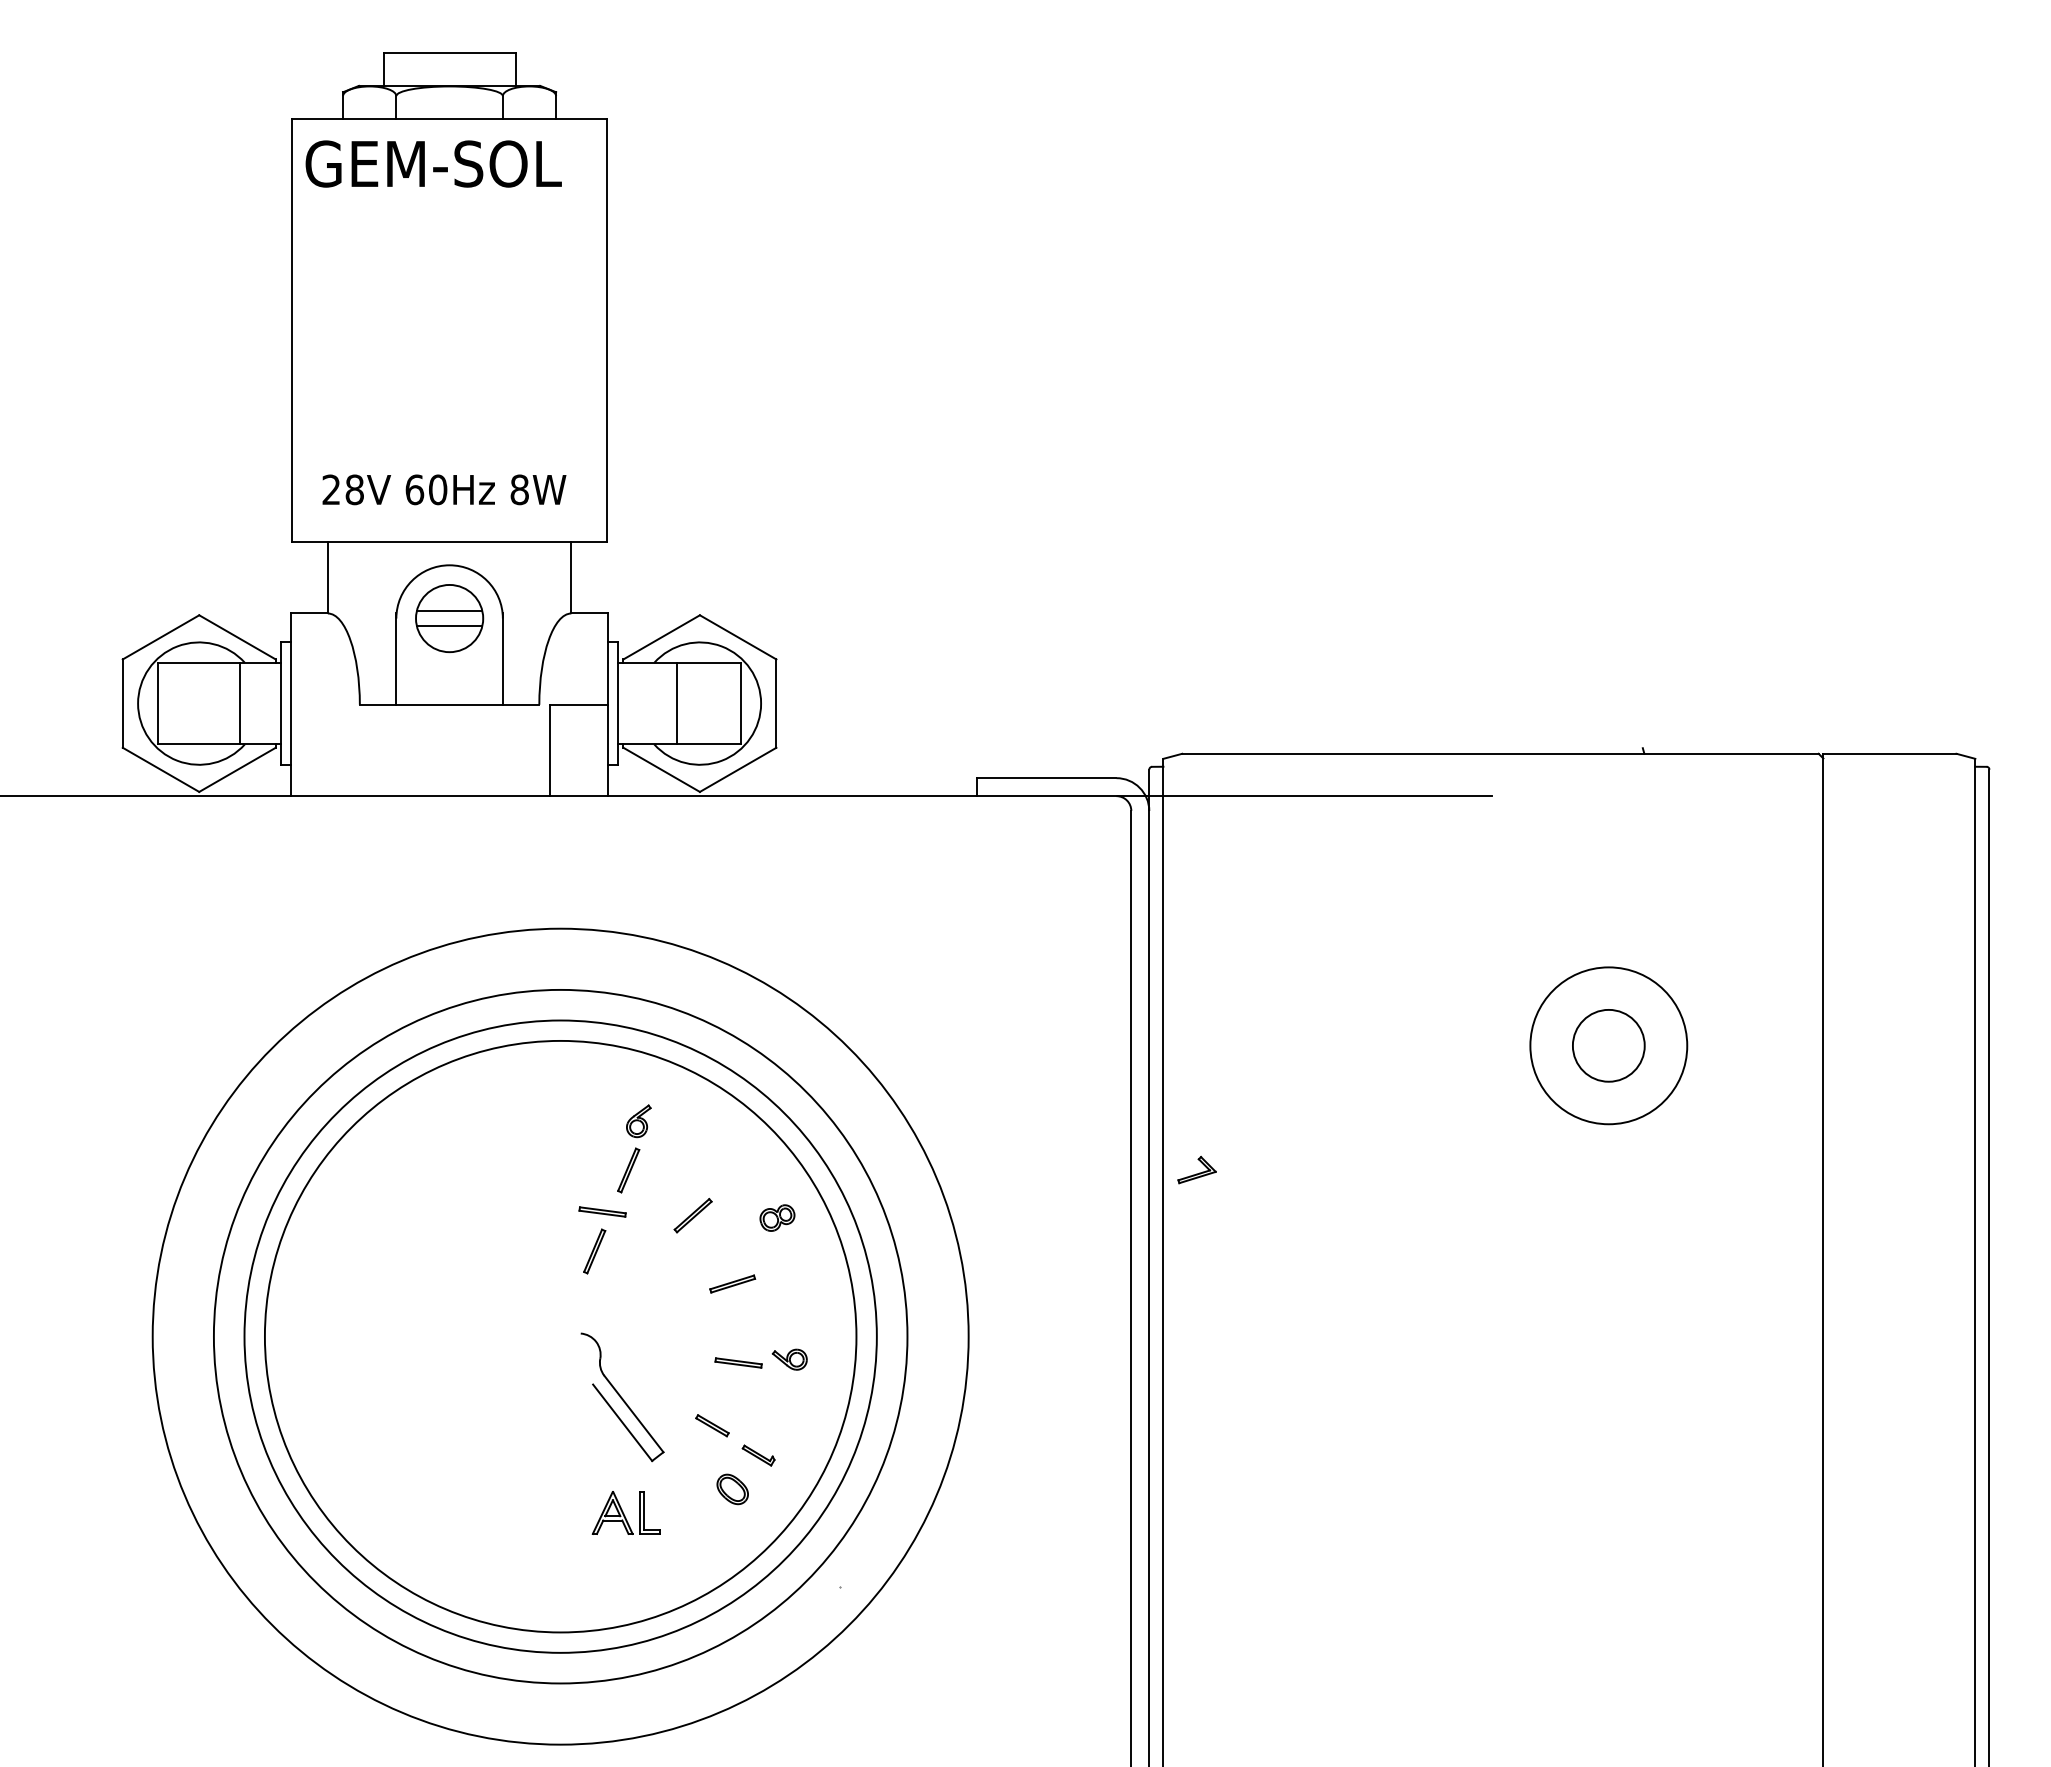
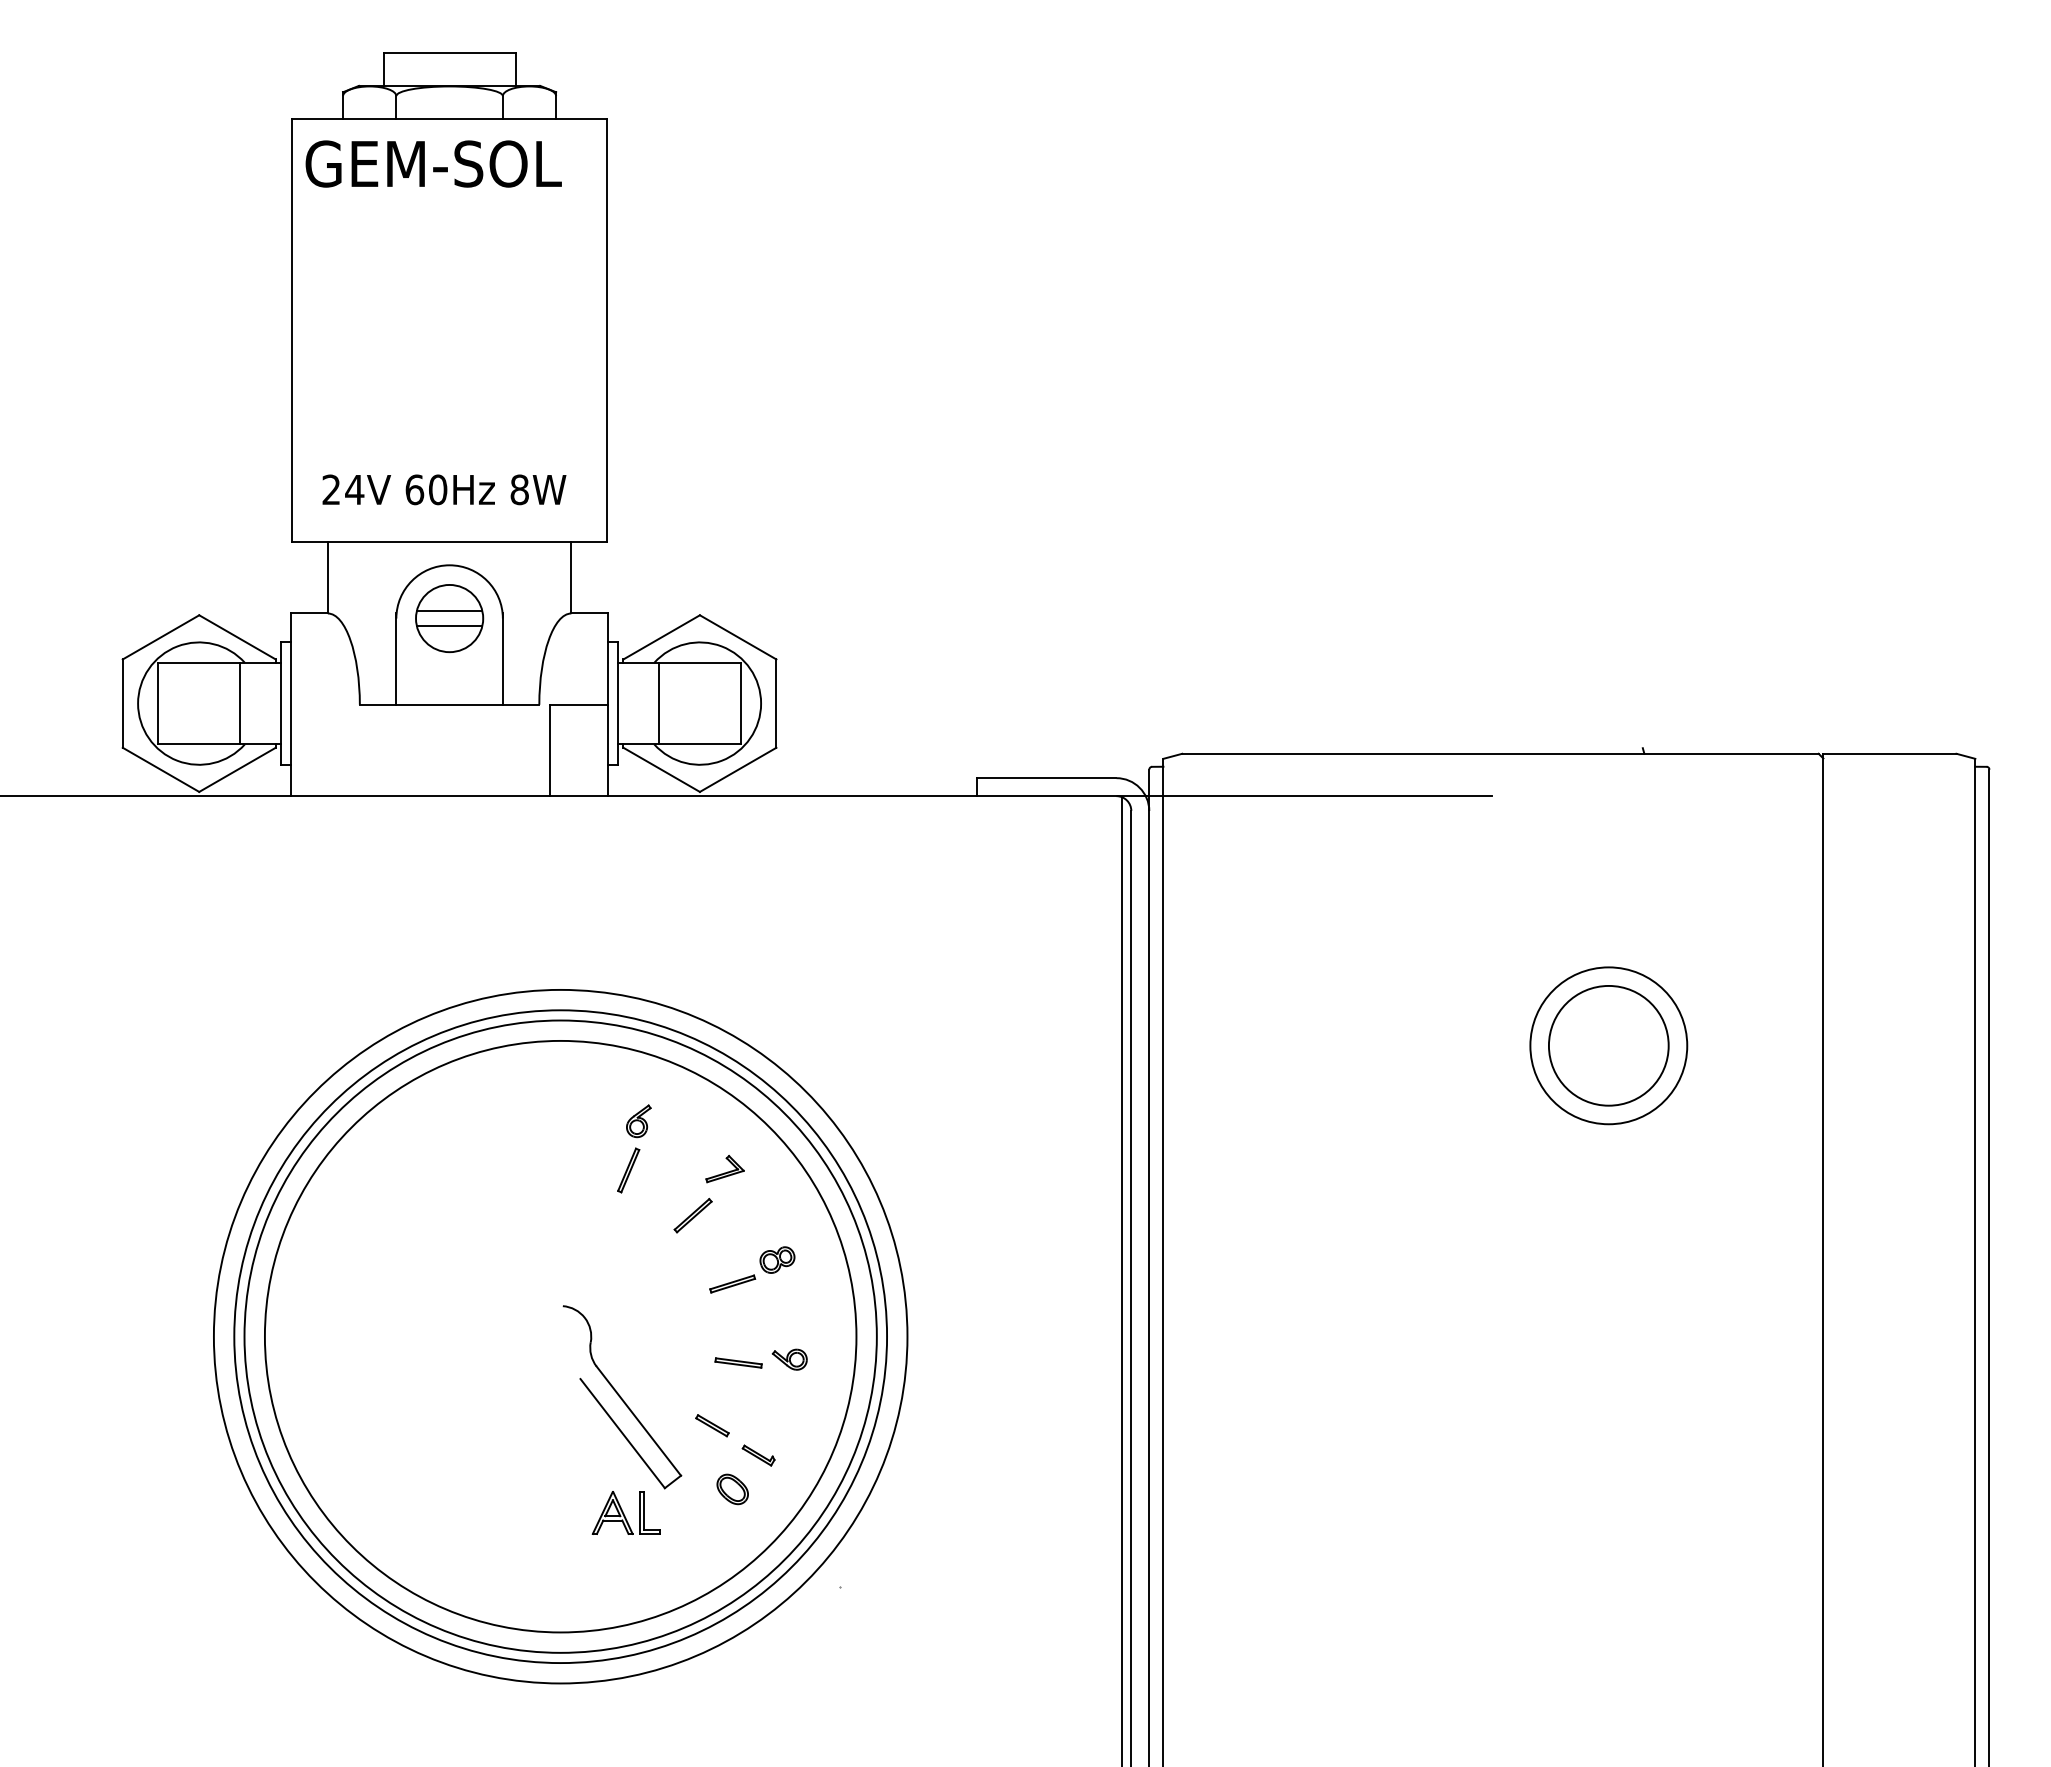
text: 28V -> 24V (354, 489)
line position: (677, 703) -> (659, 703) (659, 703)
circle diameter: 72 px -> 120 px (1608, 1045)
part position: (1196, 1169) -> (724, 1168) (724, 1168)
part: present -> none (602, 1211)
part position: (777, 1217) -> (777, 1259) (777, 1259)
part: present -> none (594, 1251)
line: none -> present (1121, 1280)
circle diameter: 816 px -> 653 px (560, 1336)
part size: 85x131 px -> 121x185 px (622, 1397)
